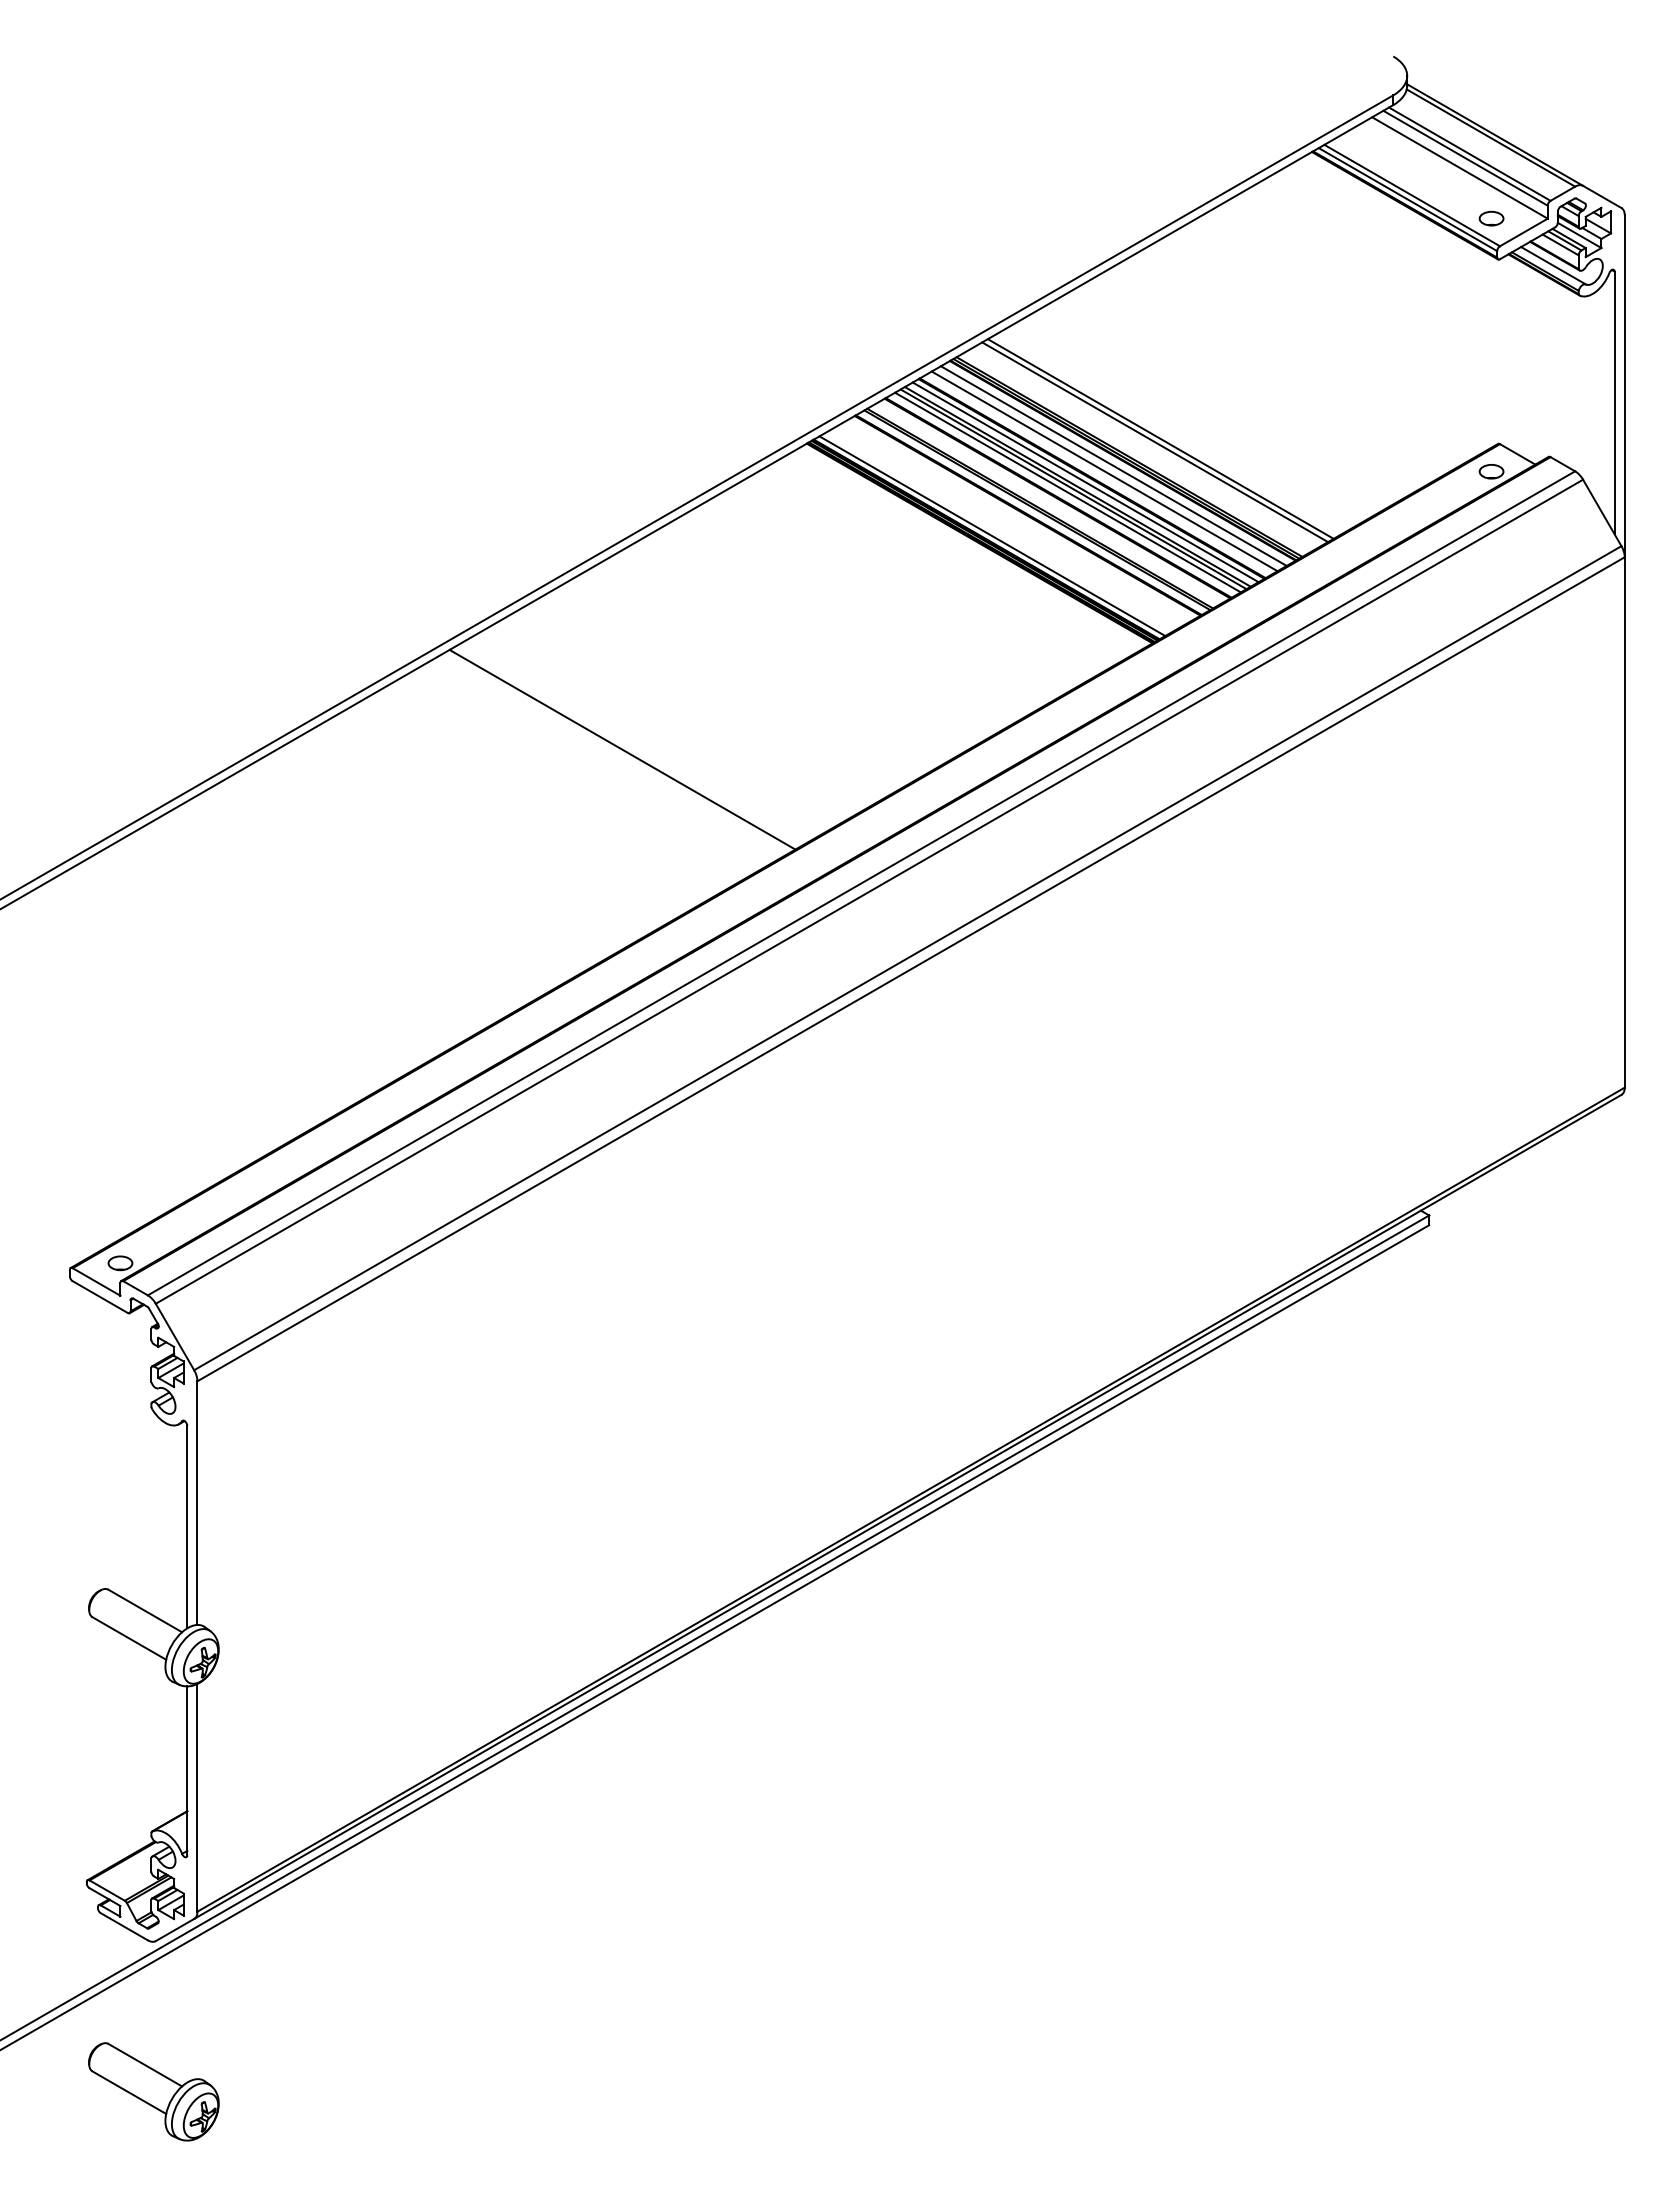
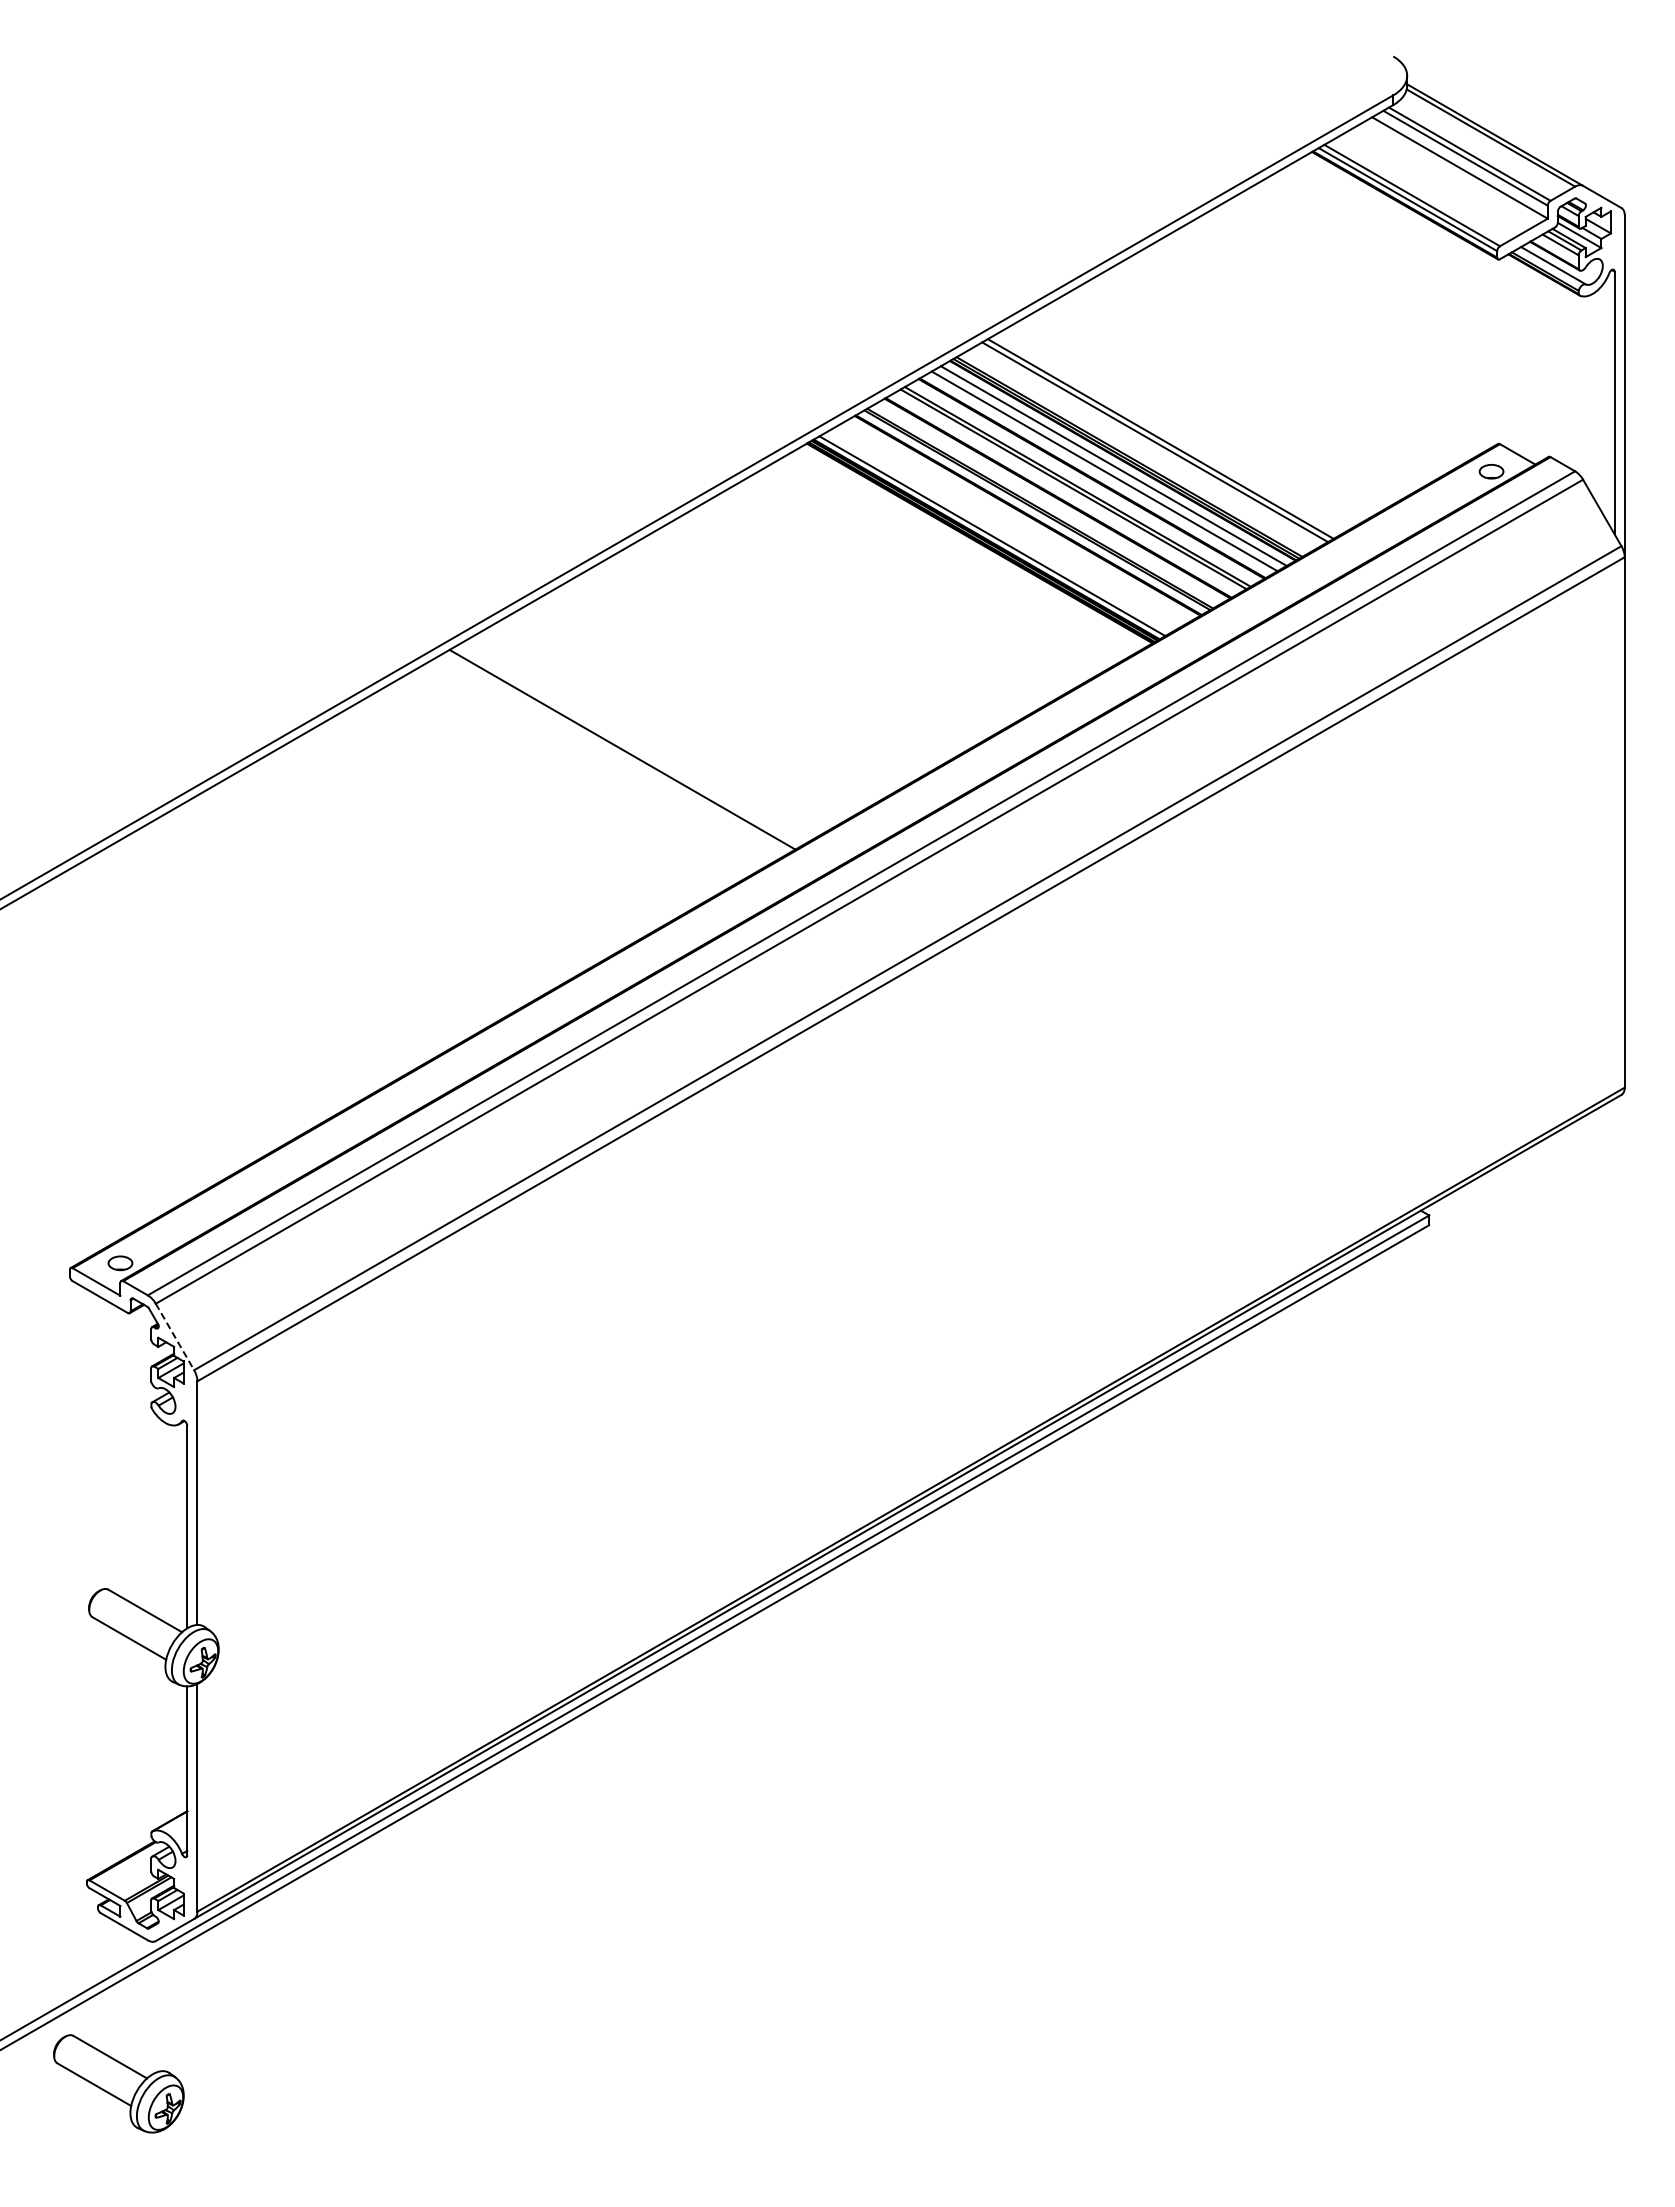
part: present -> none (1491, 218)
line: present -> none (1085, 482)
line: present -> none (1067, 492)
line: solid -> dashed (175, 1337)
part position: (153, 2091) -> (118, 2083) (118, 2083)
